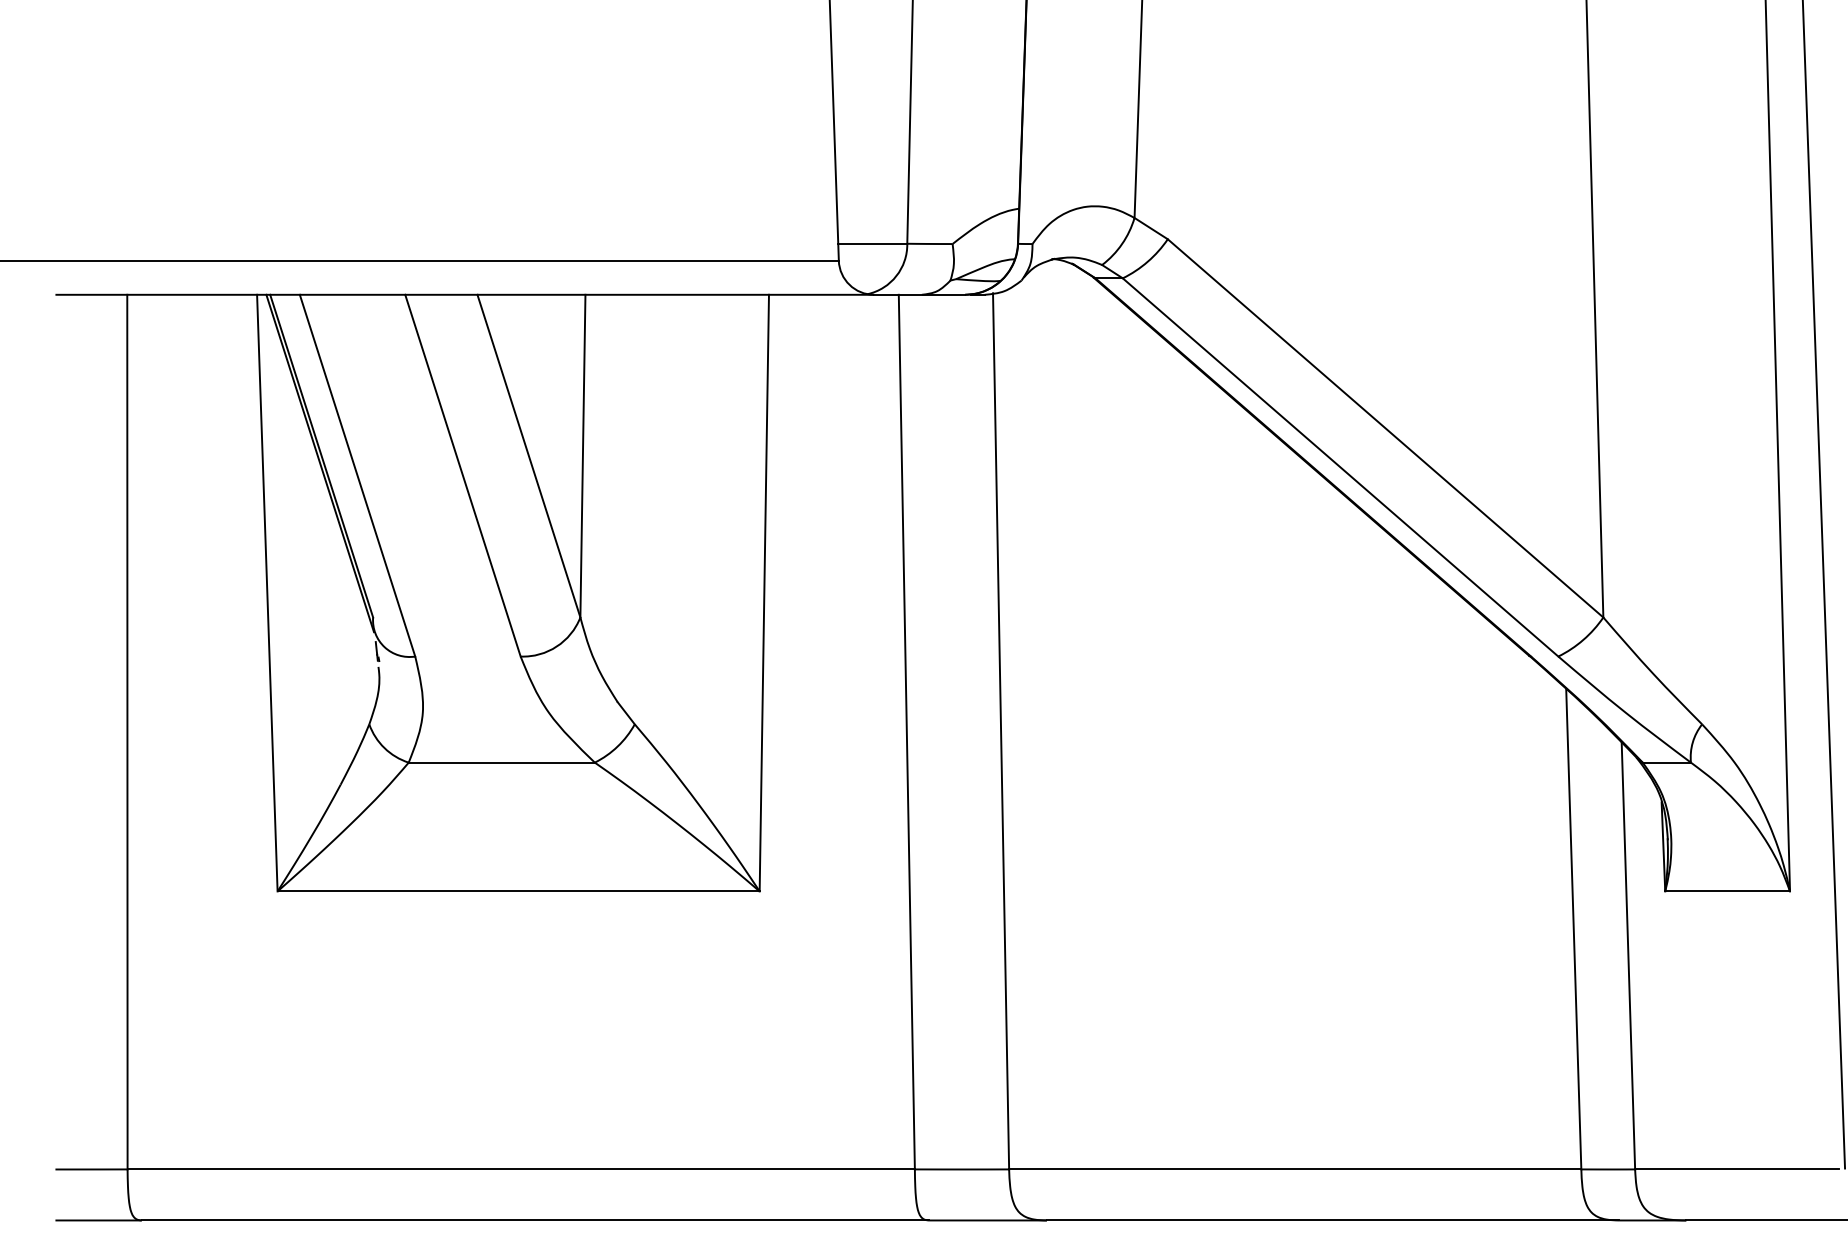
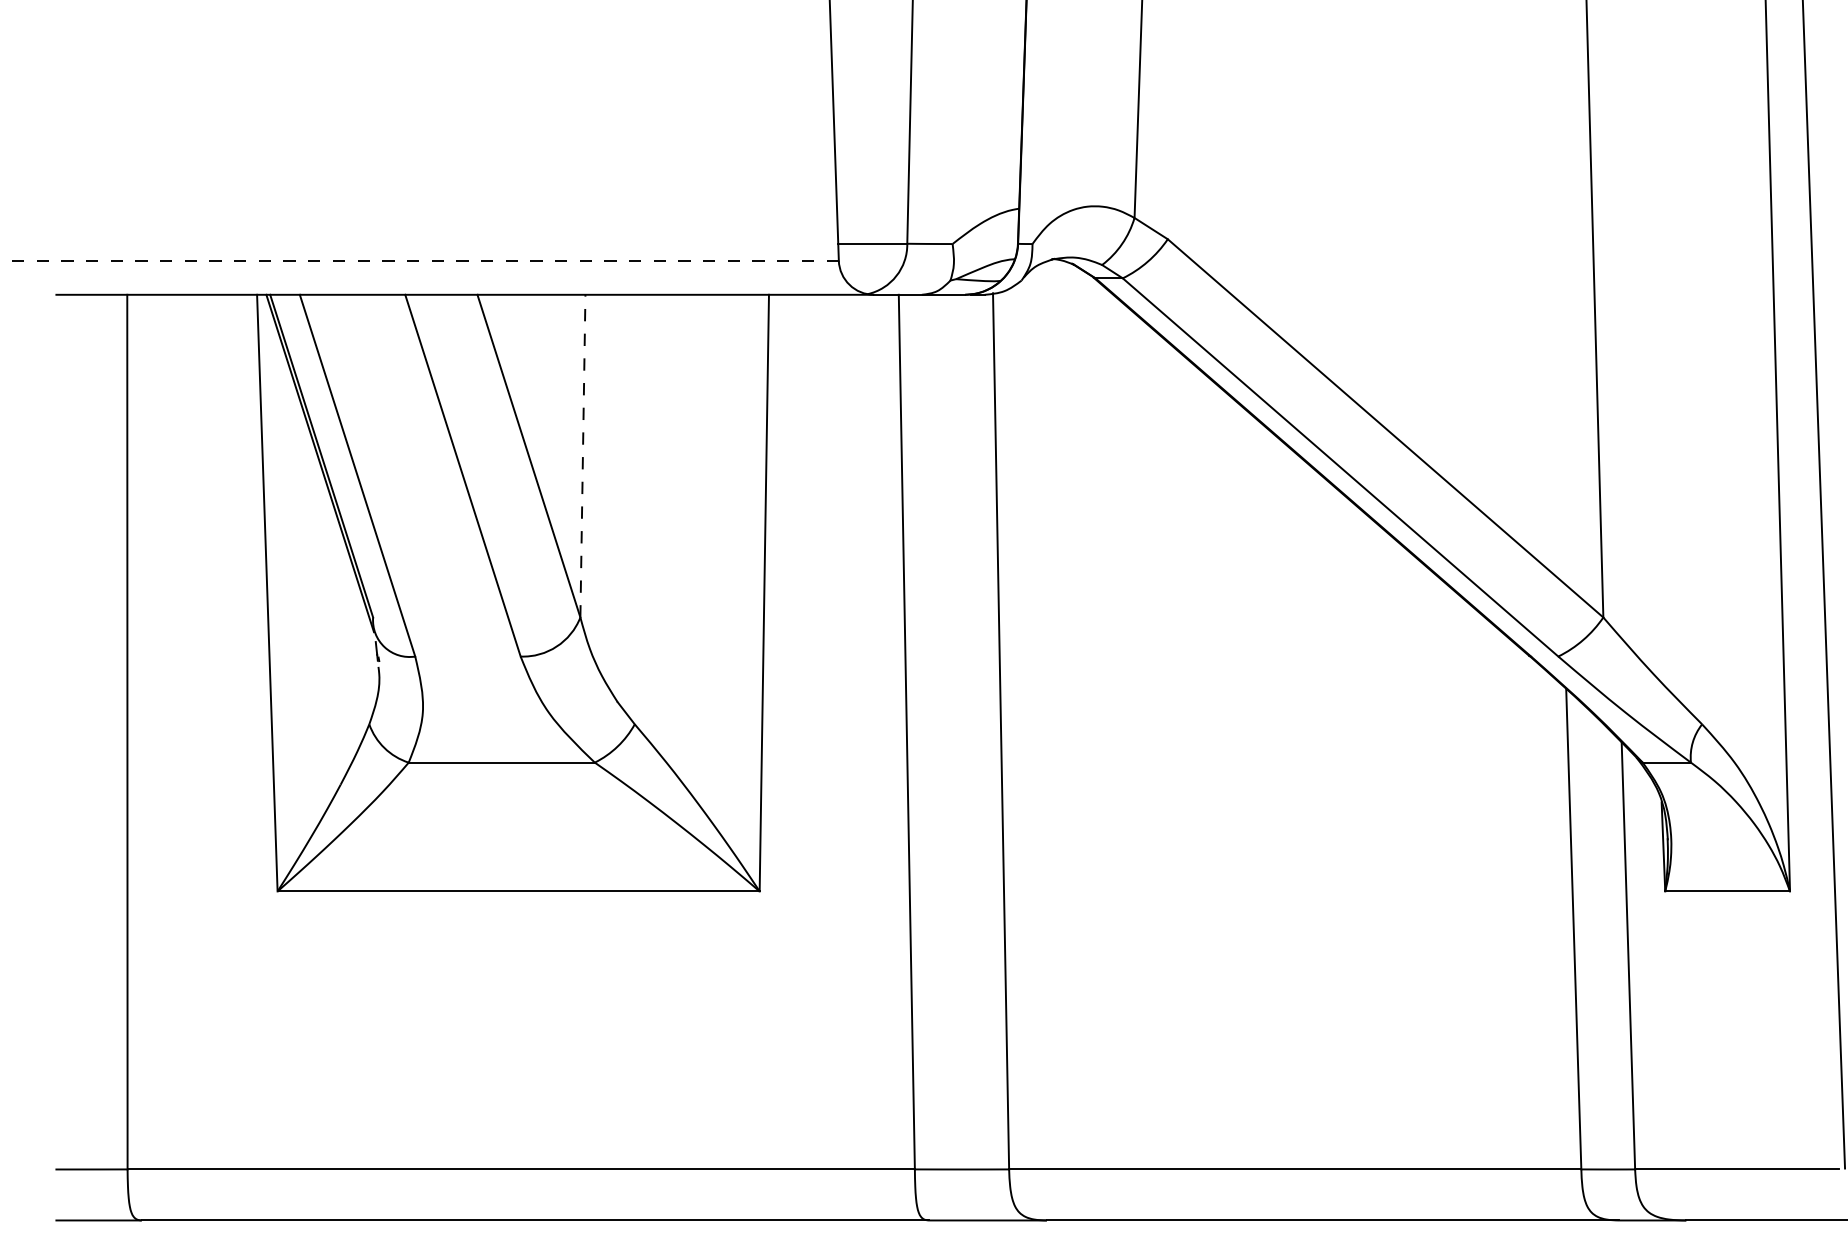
line: solid -> dashed (419, 260)
line: solid -> dashed (582, 455)
